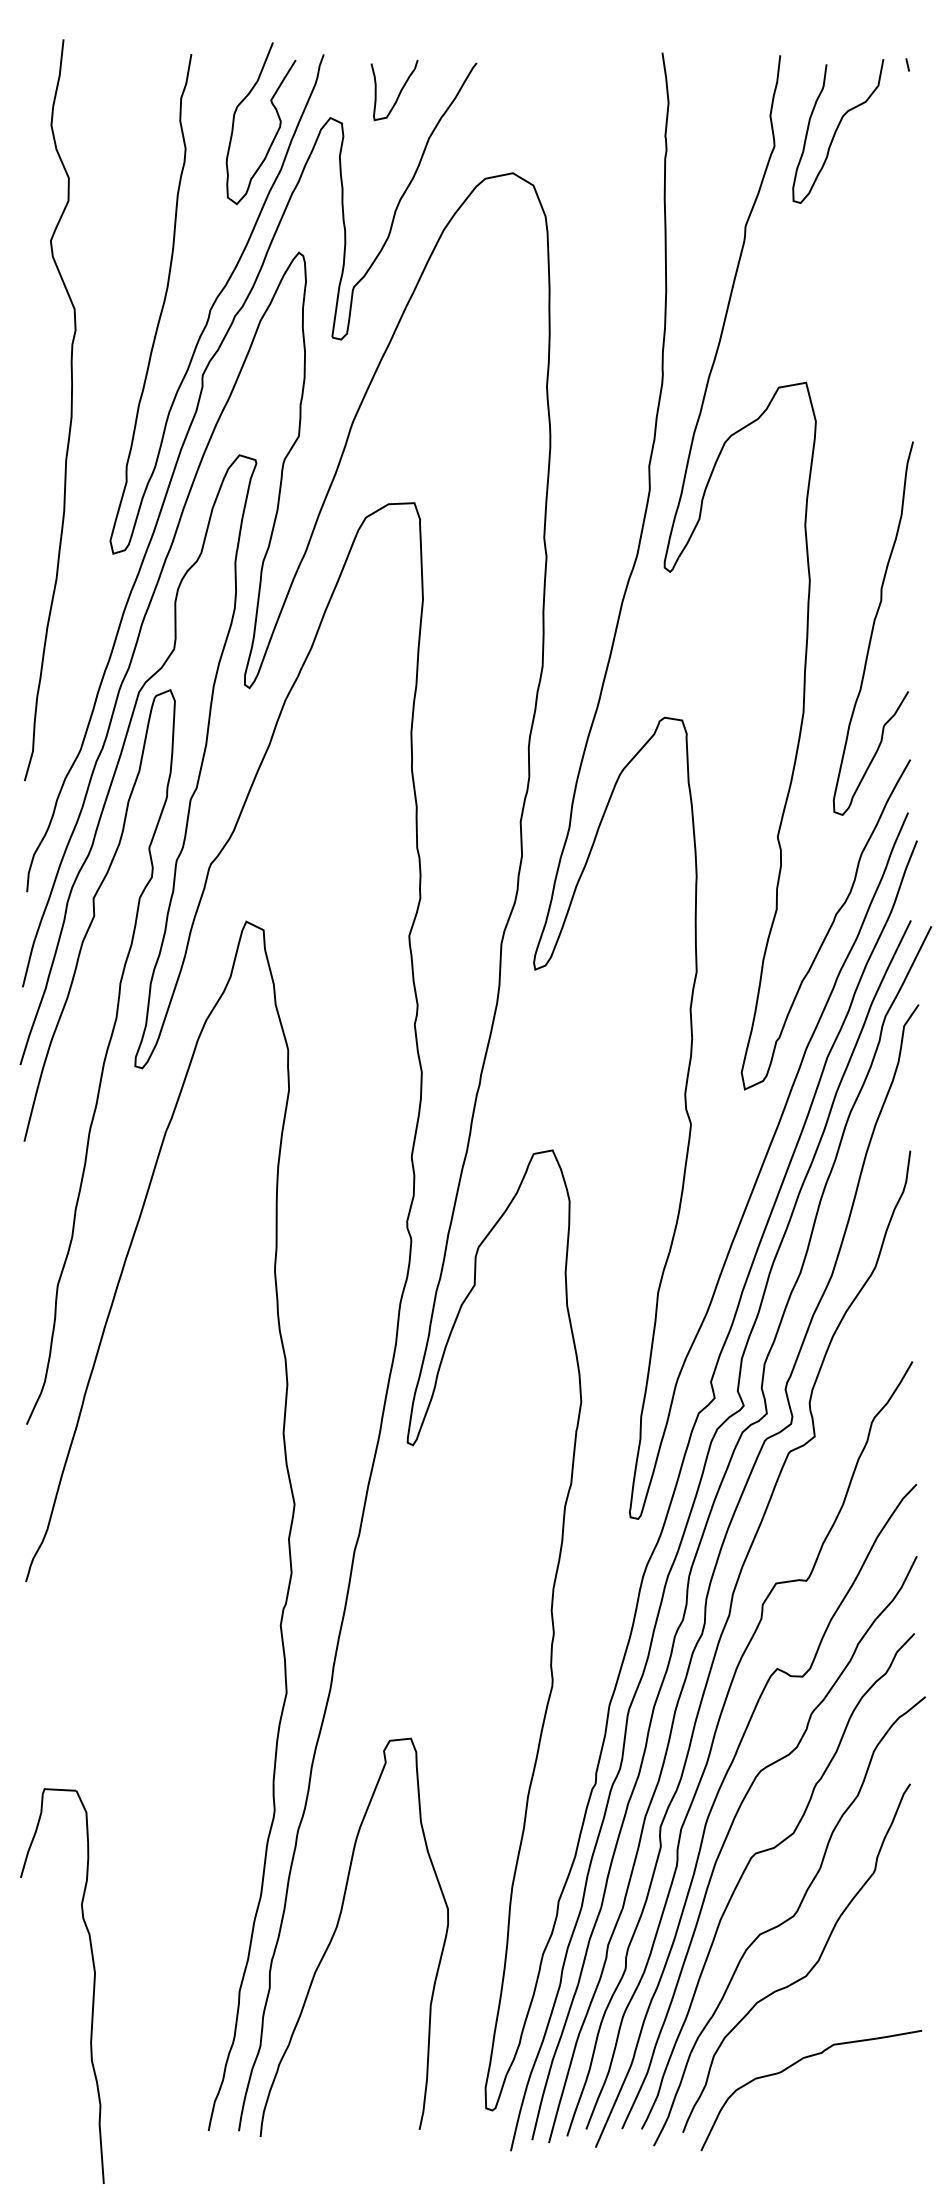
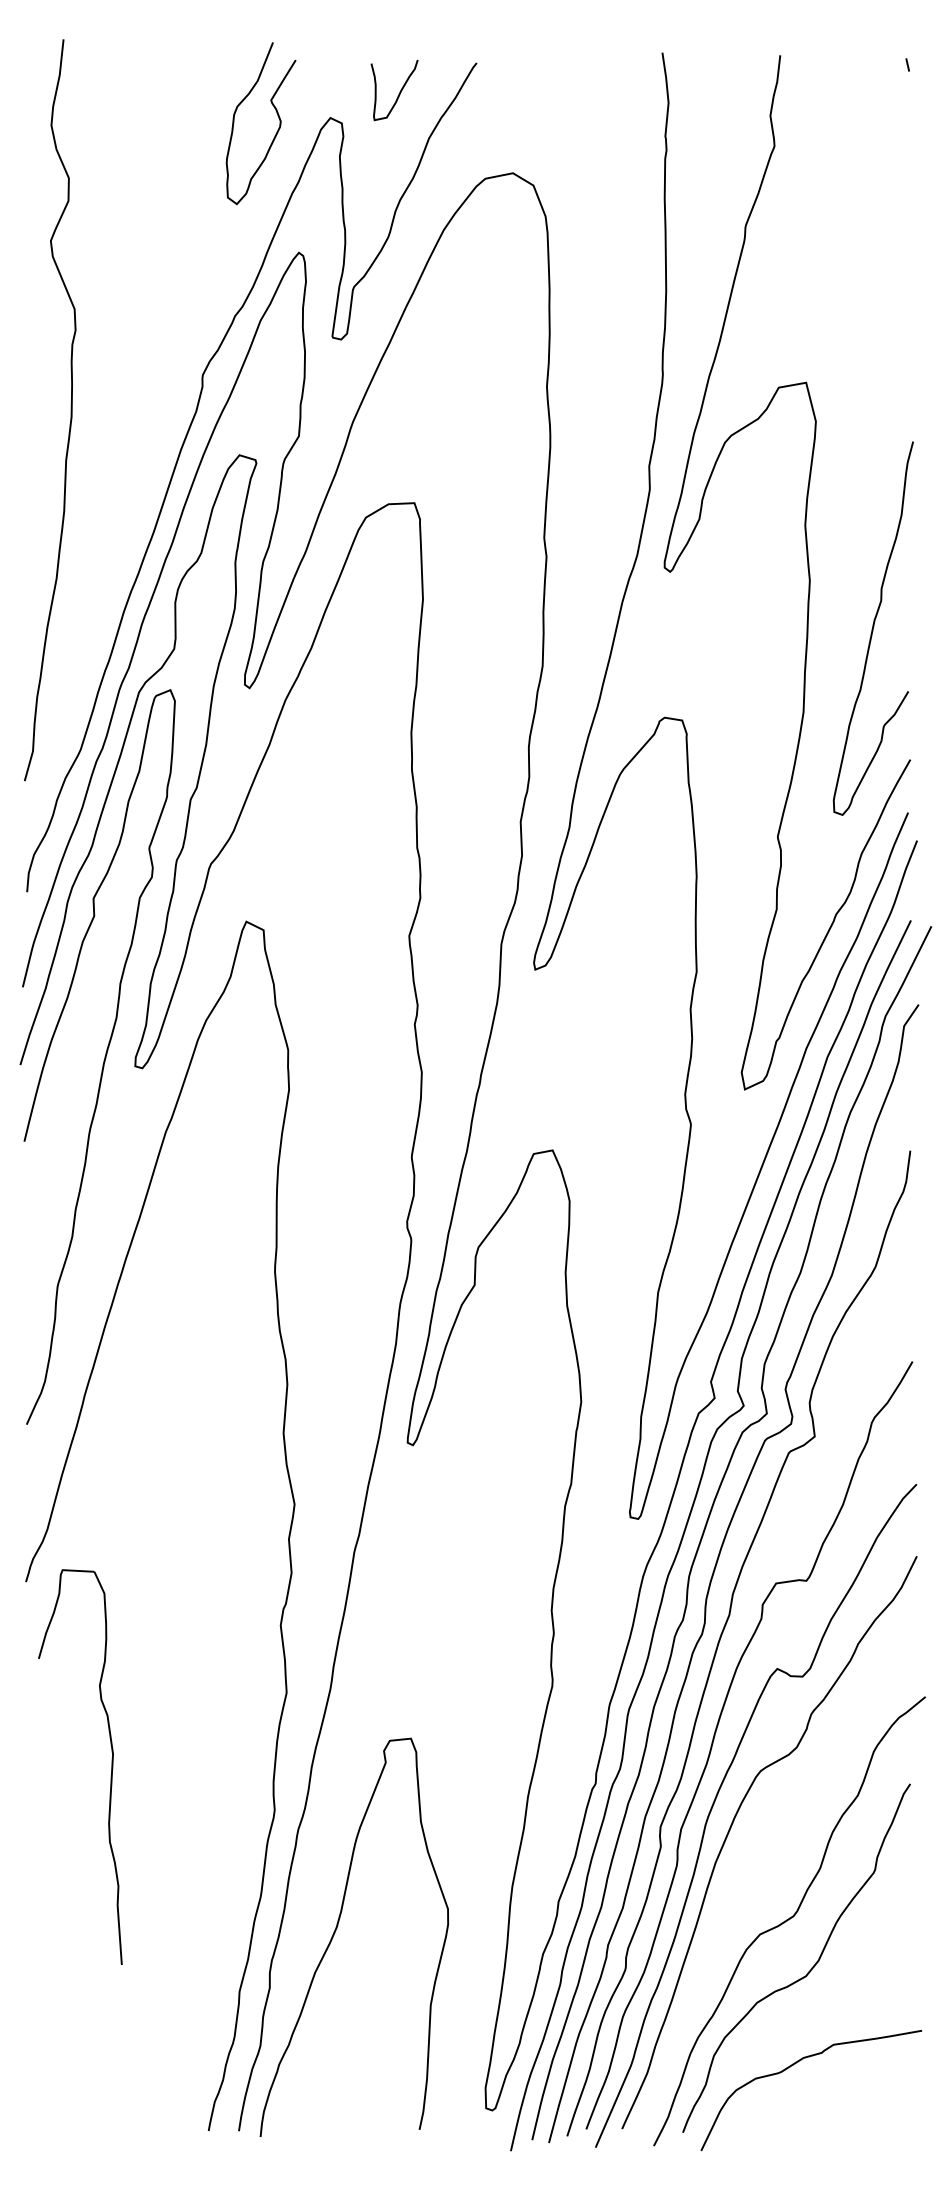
curve: present -> none (837, 130)
curve: present -> none (215, 303)
curve: present -> none (769, 1850)
part position: (93, 1985) -> (111, 1766) (111, 1766)
